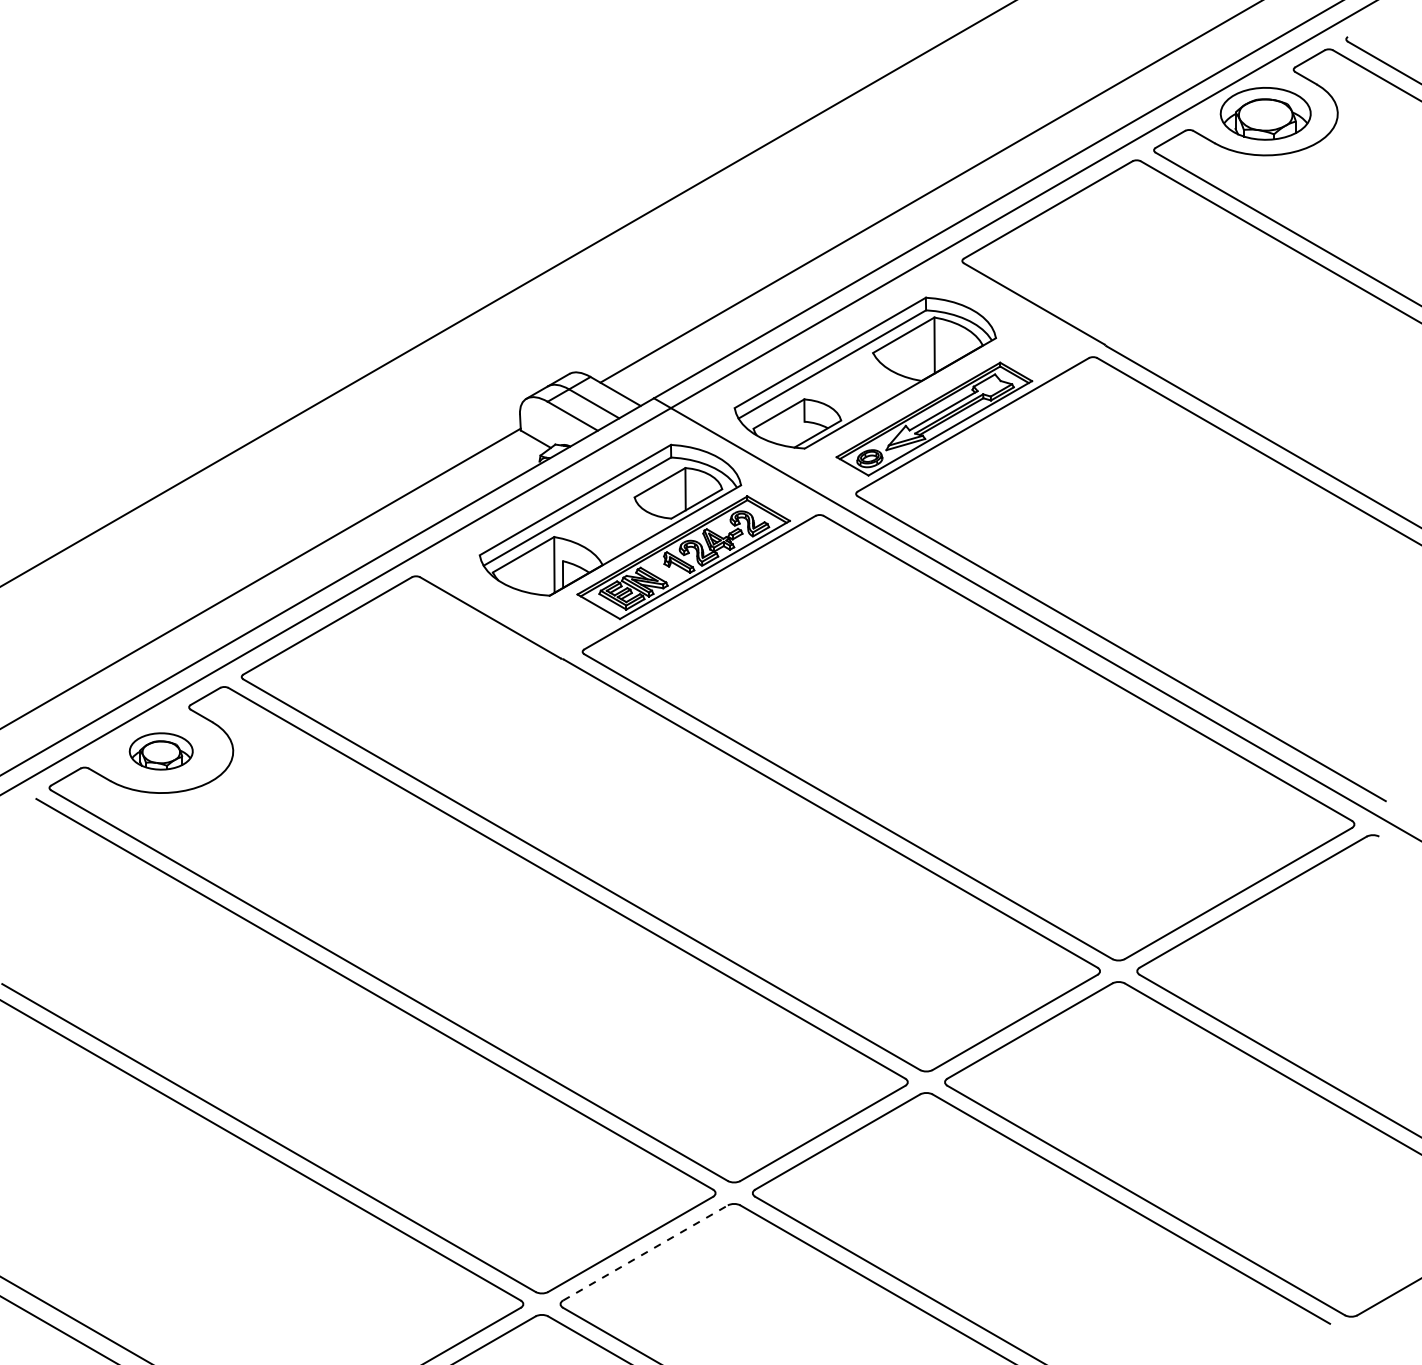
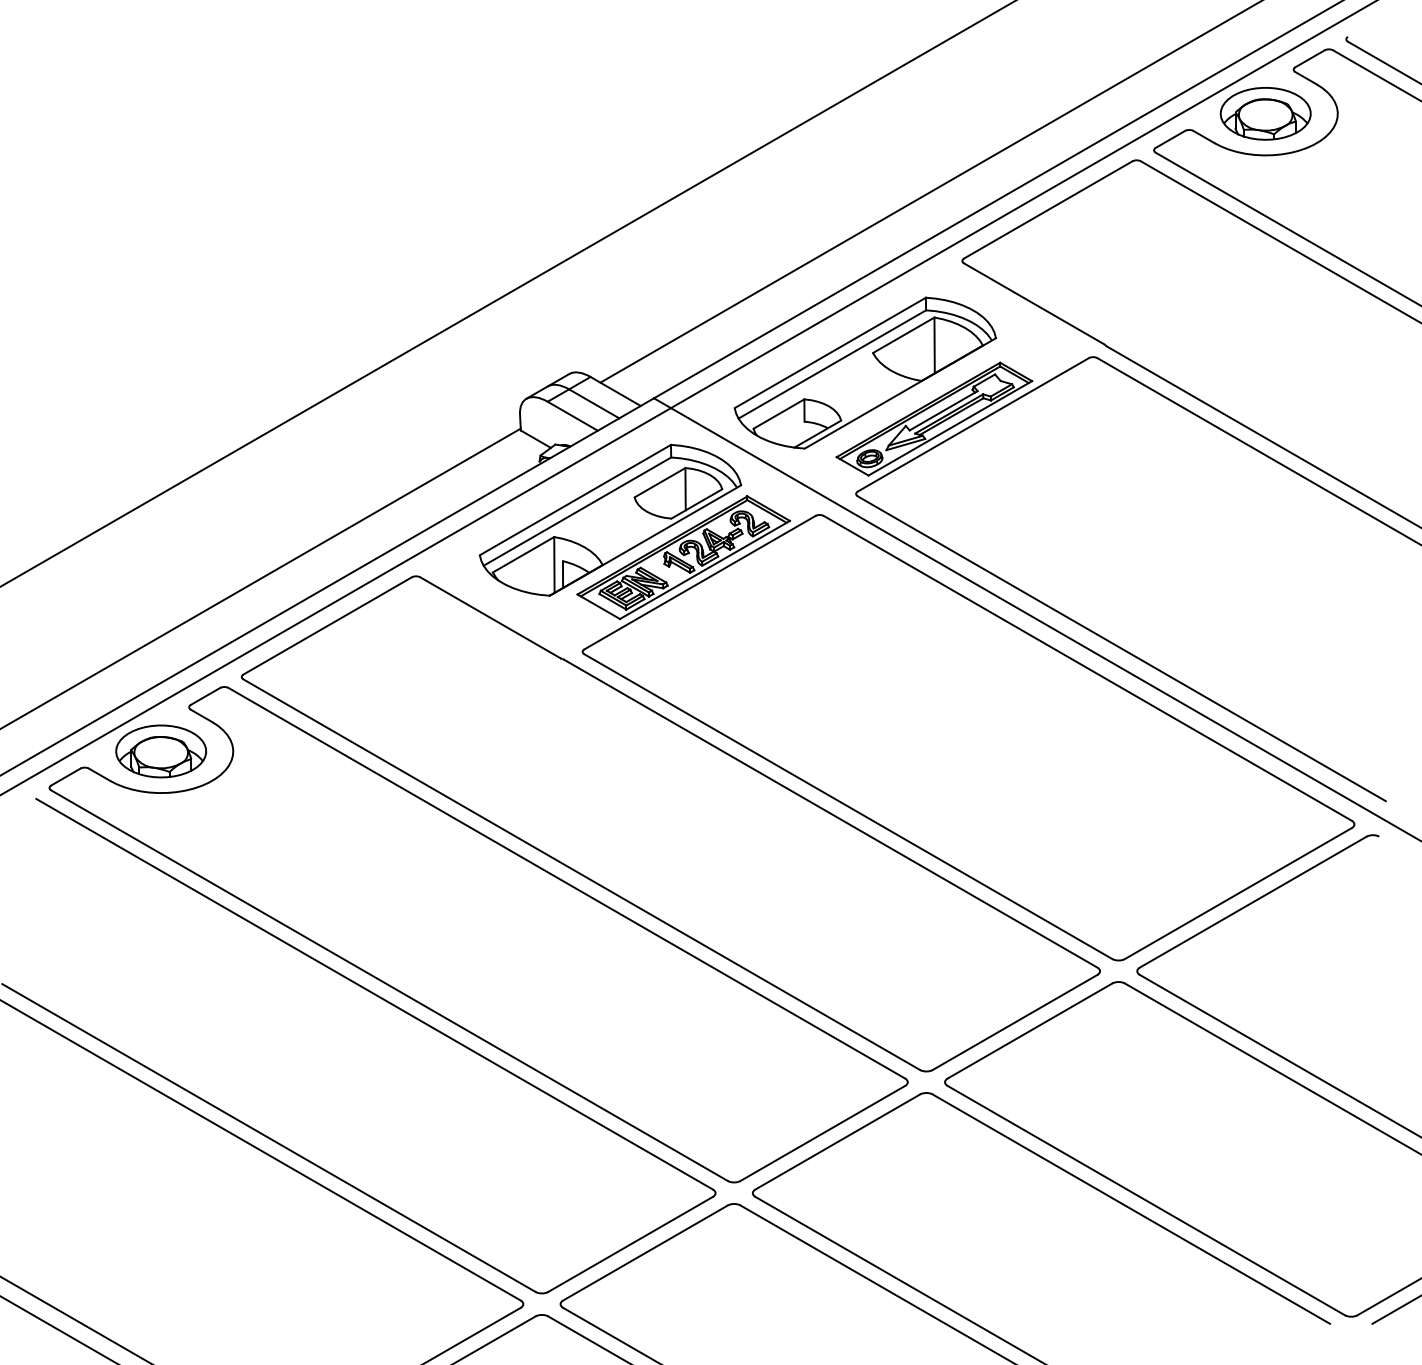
part size: 66x39 px -> 93x55 px (161, 751)
line: dashed -> solid (645, 1252)
line: none -> present (1395, 1310)
